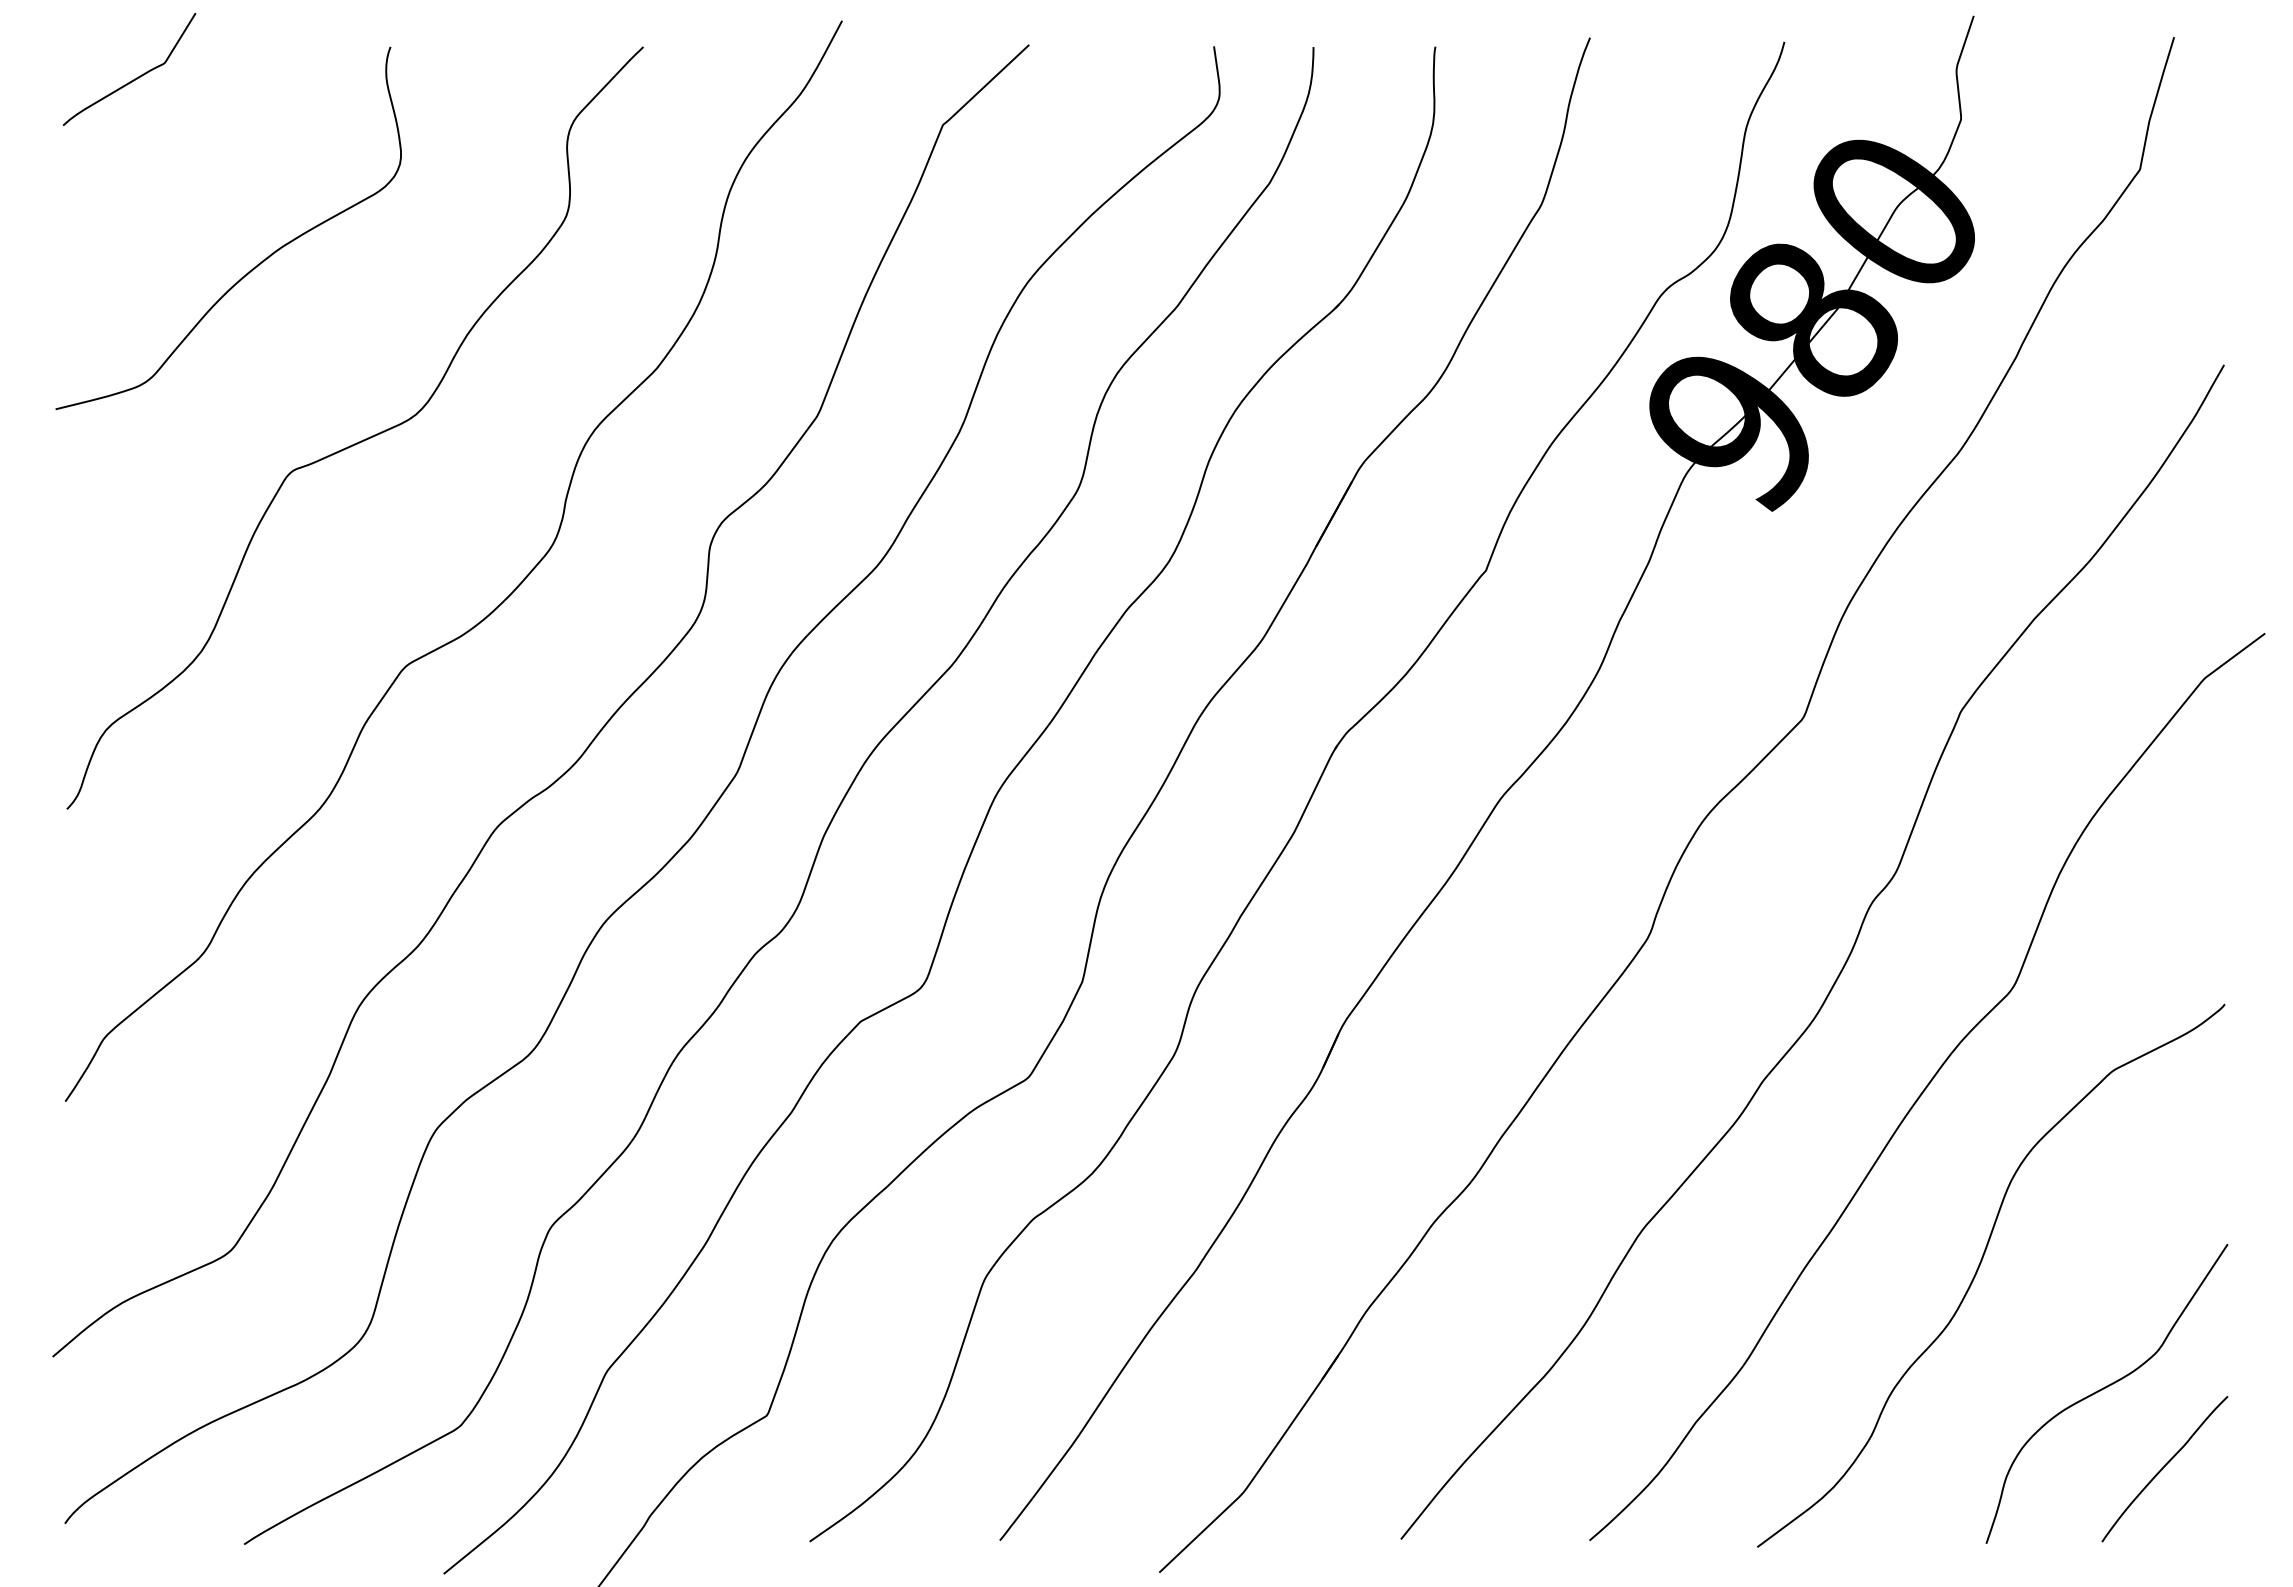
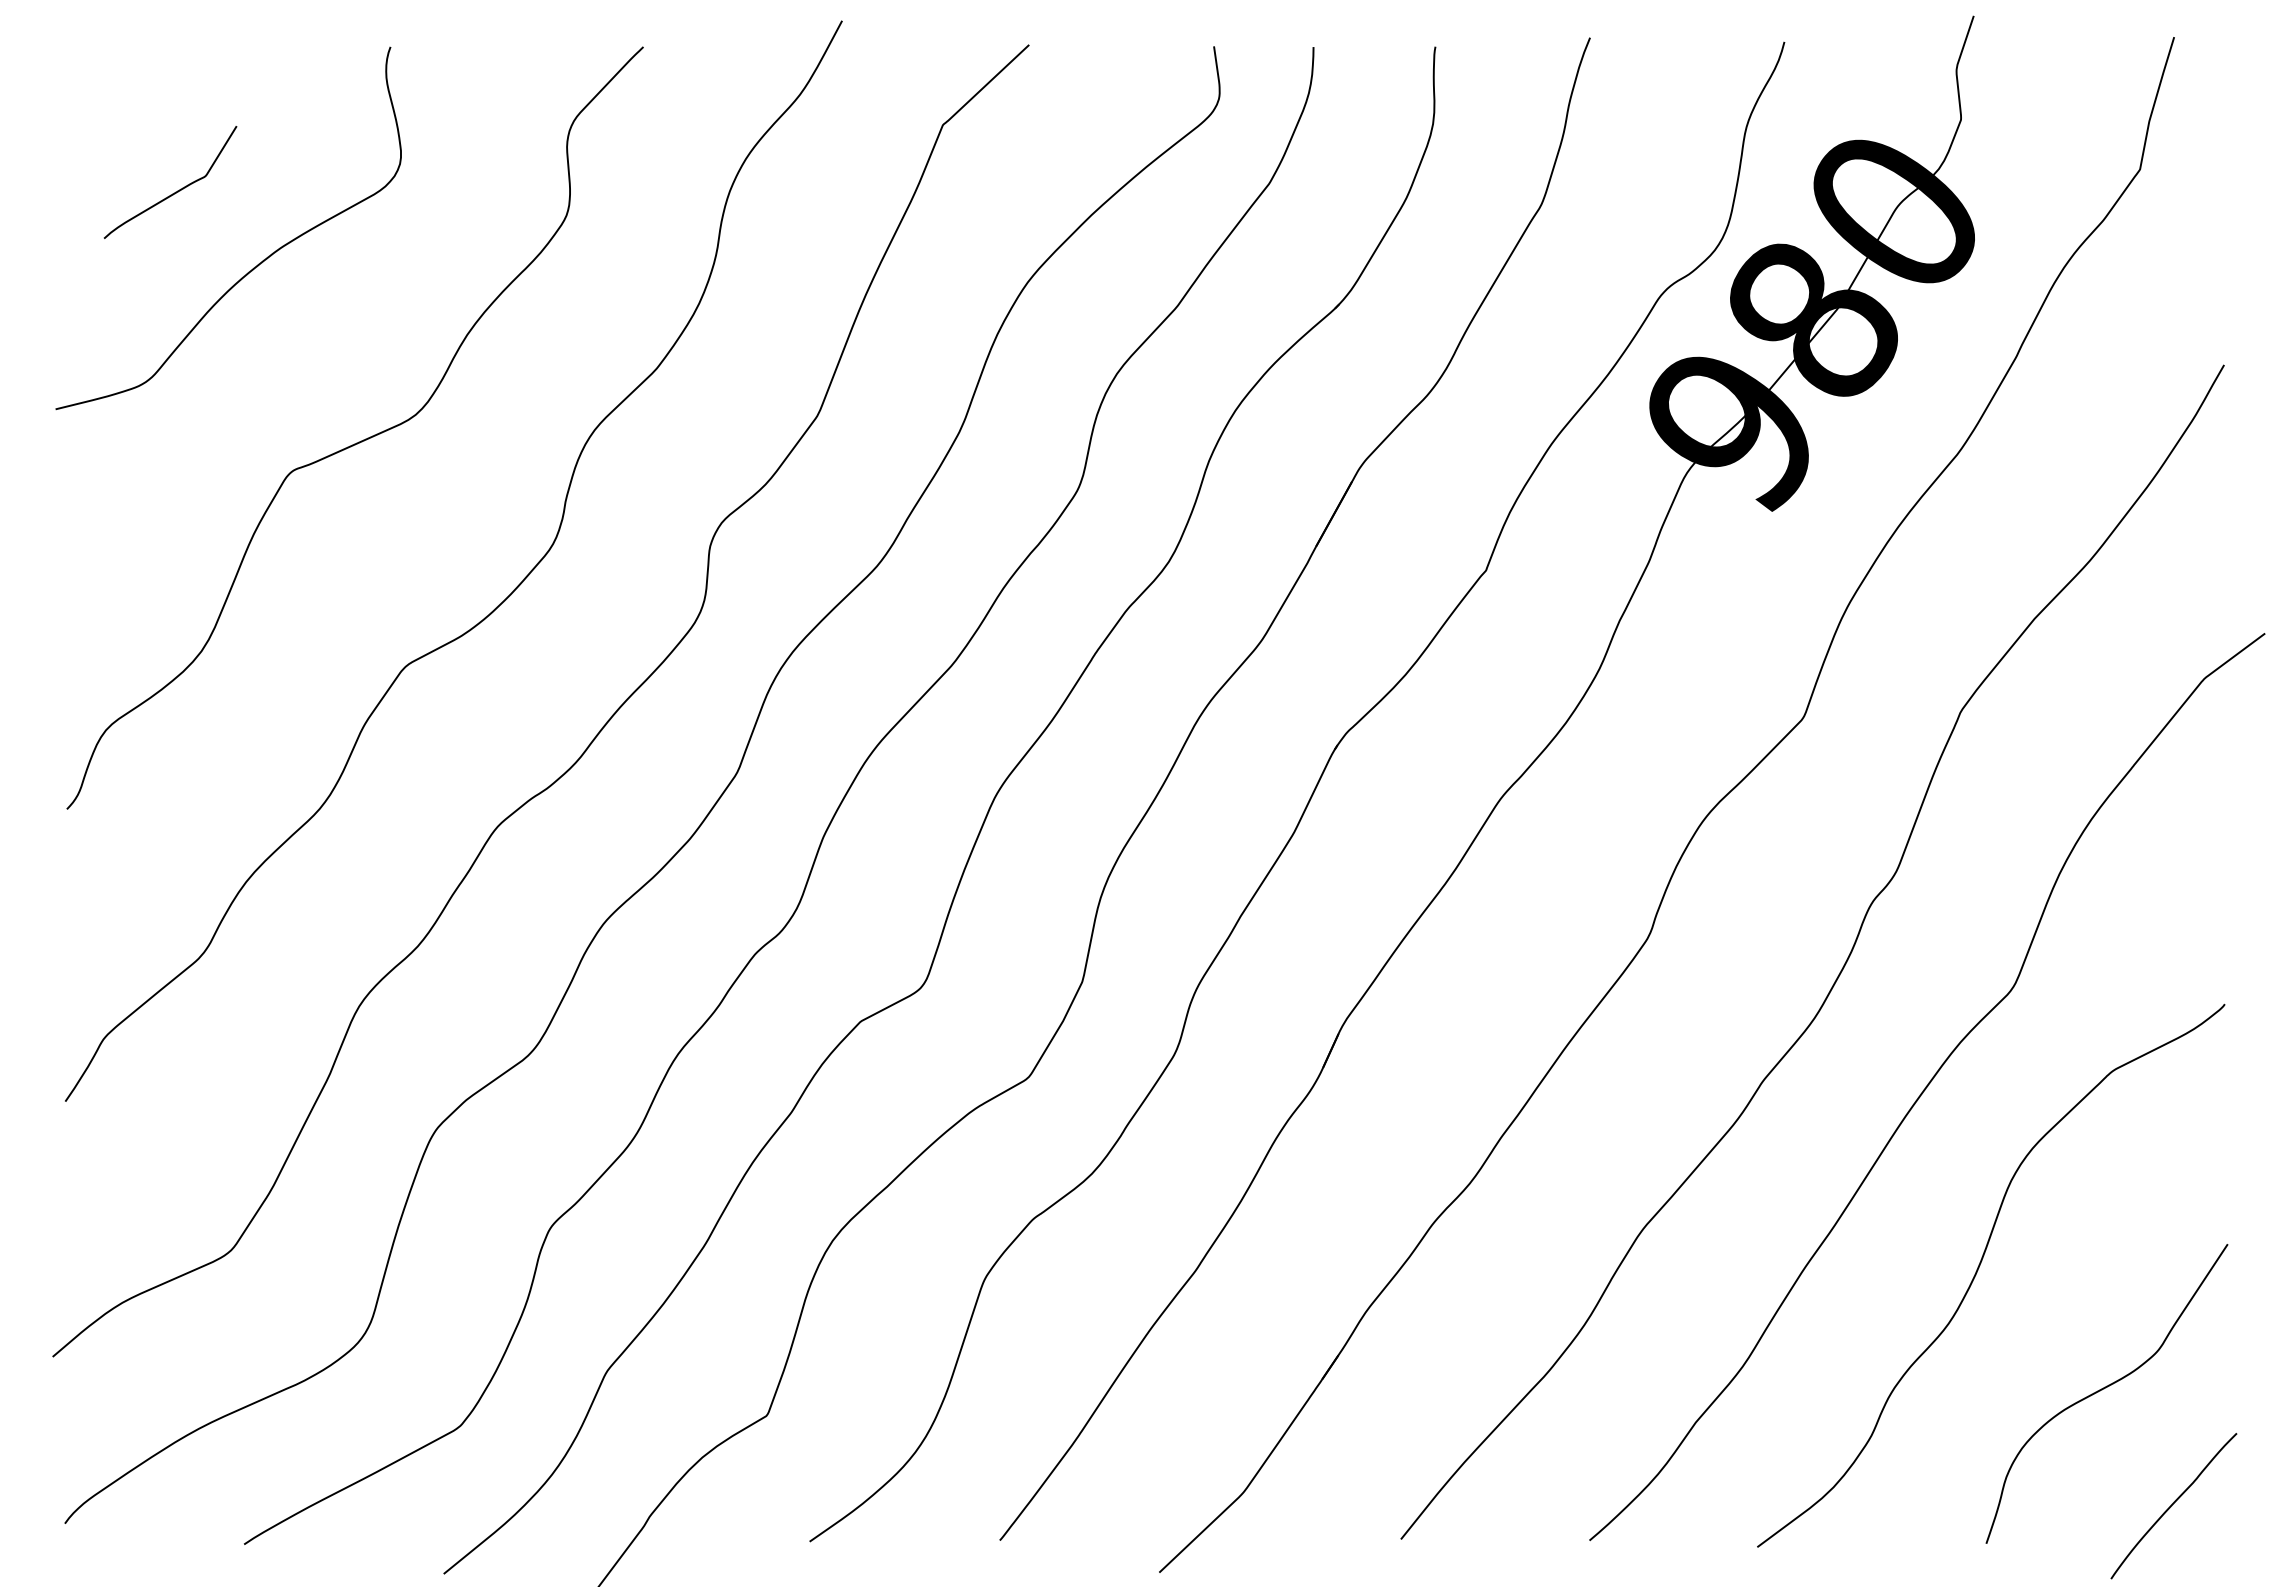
curve position: (134, 78) -> (175, 191) (175, 191)
curve position: (2163, 1468) -> (2172, 1505) (2172, 1505)
